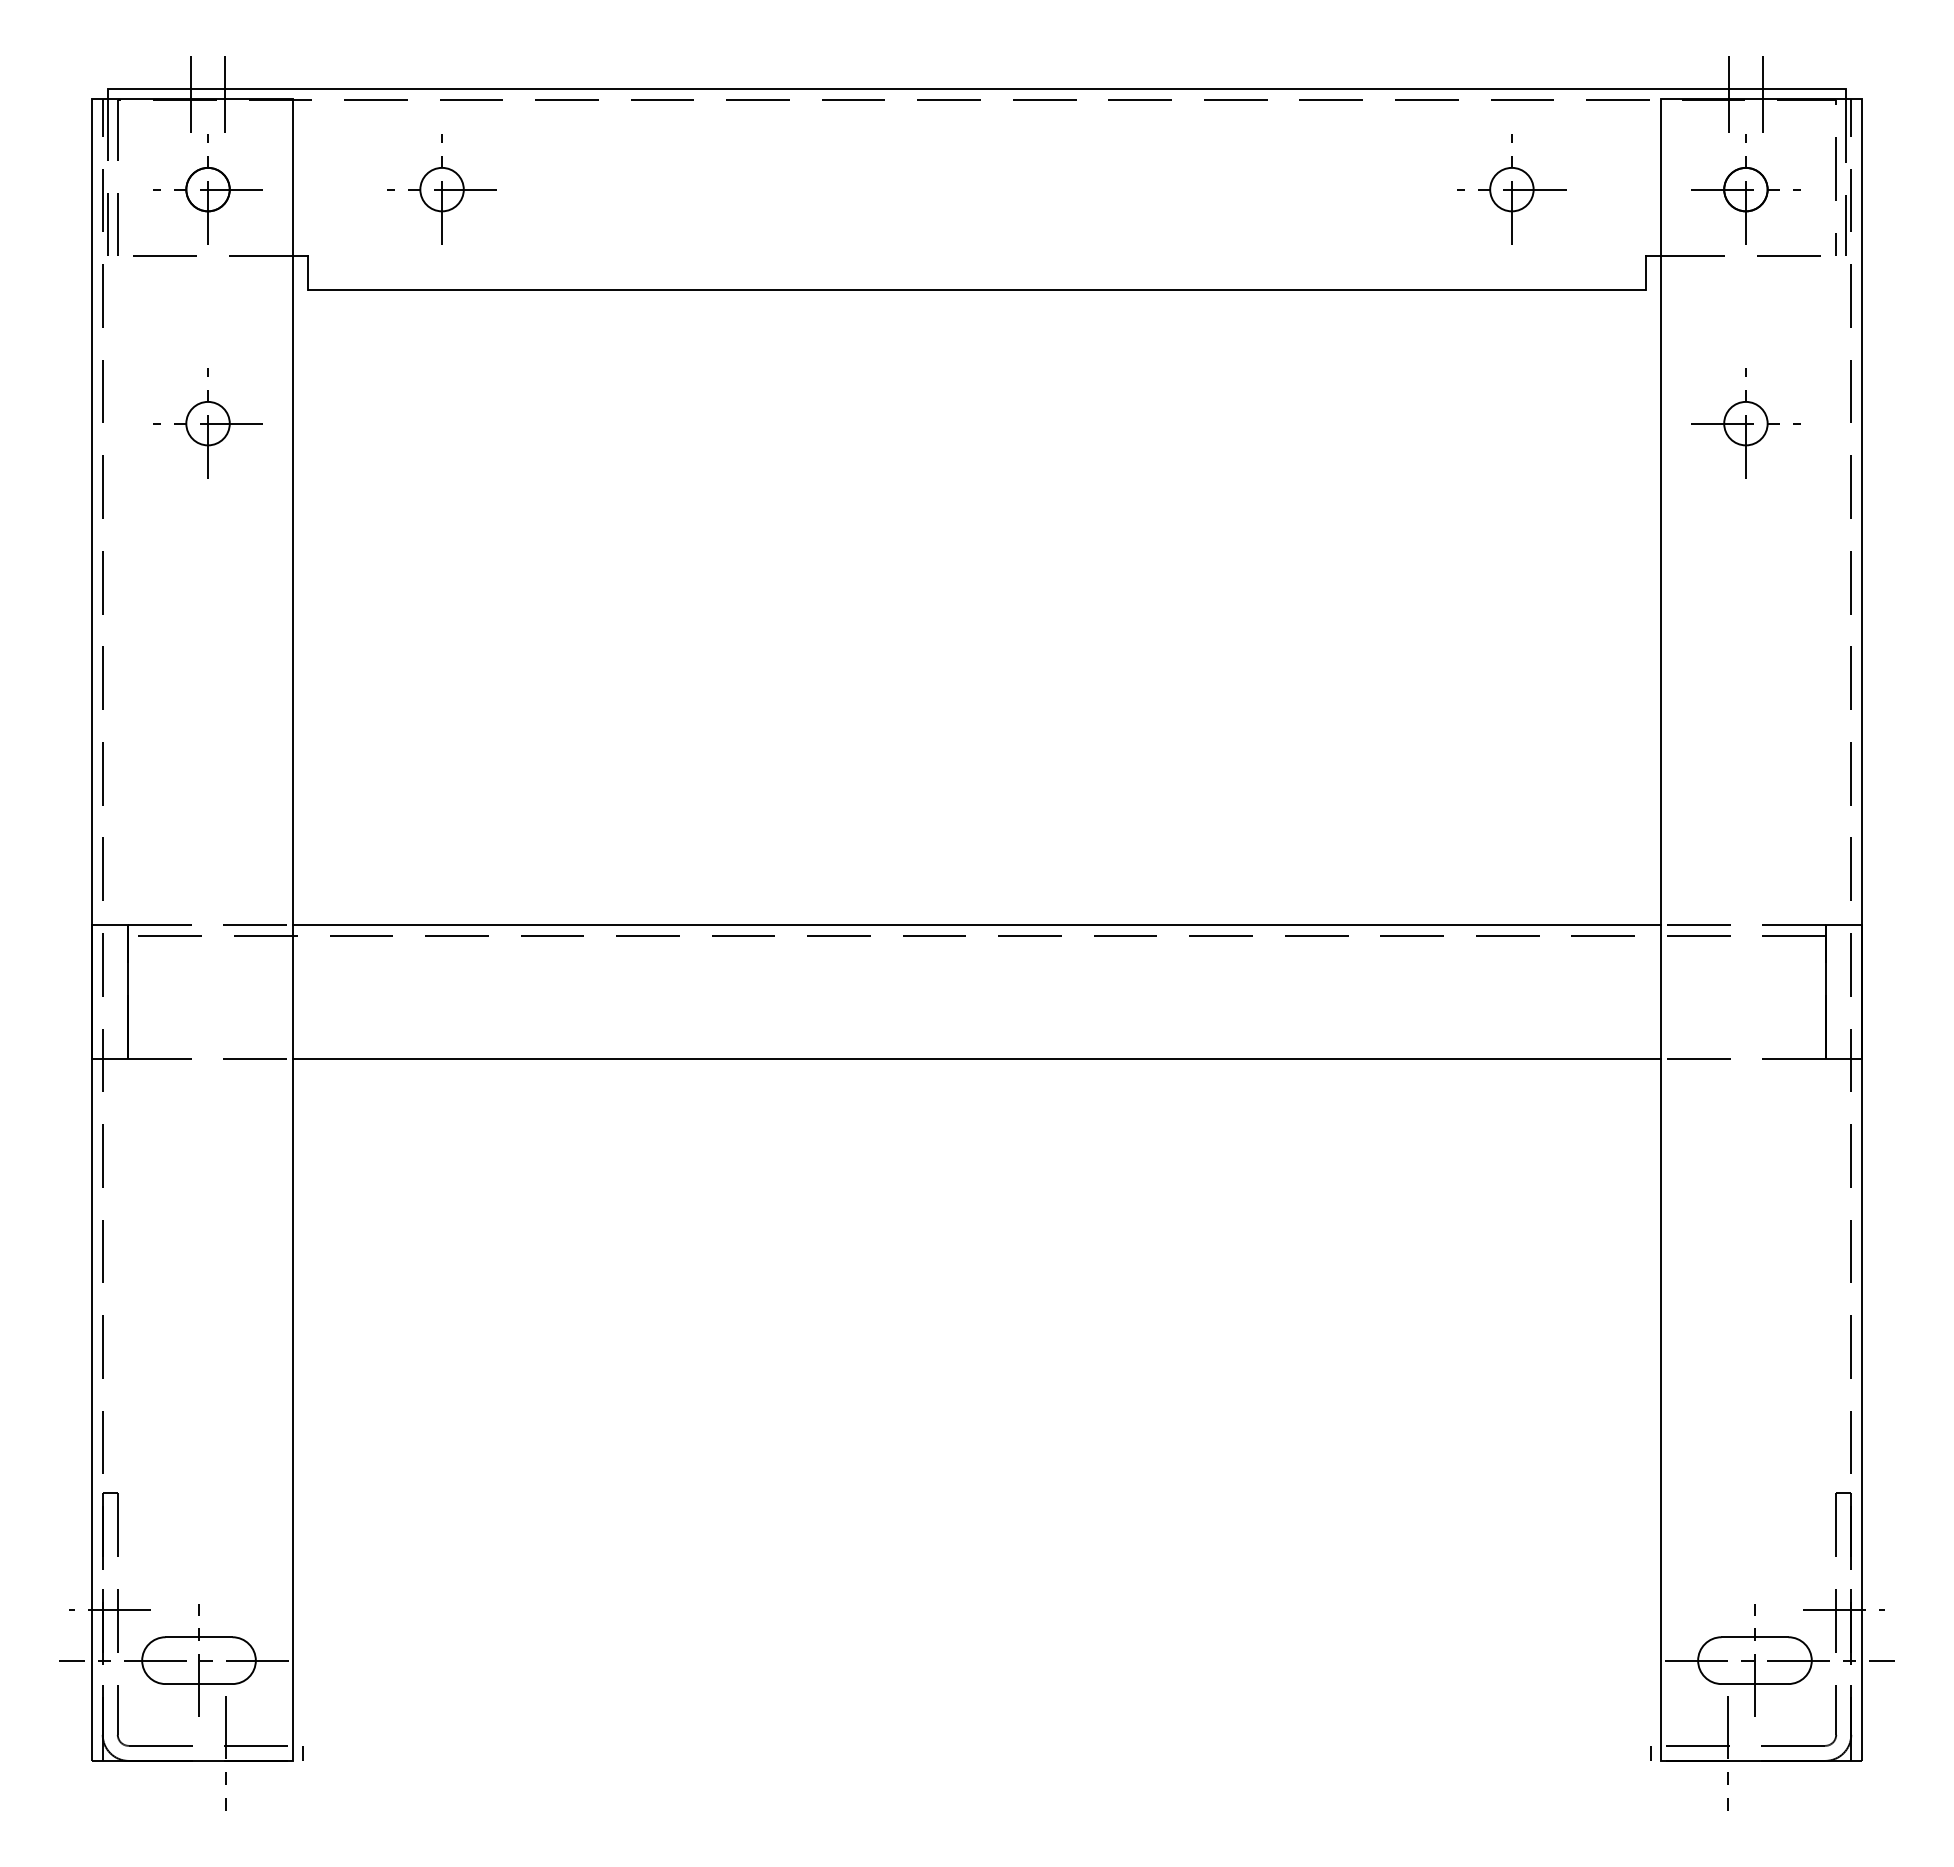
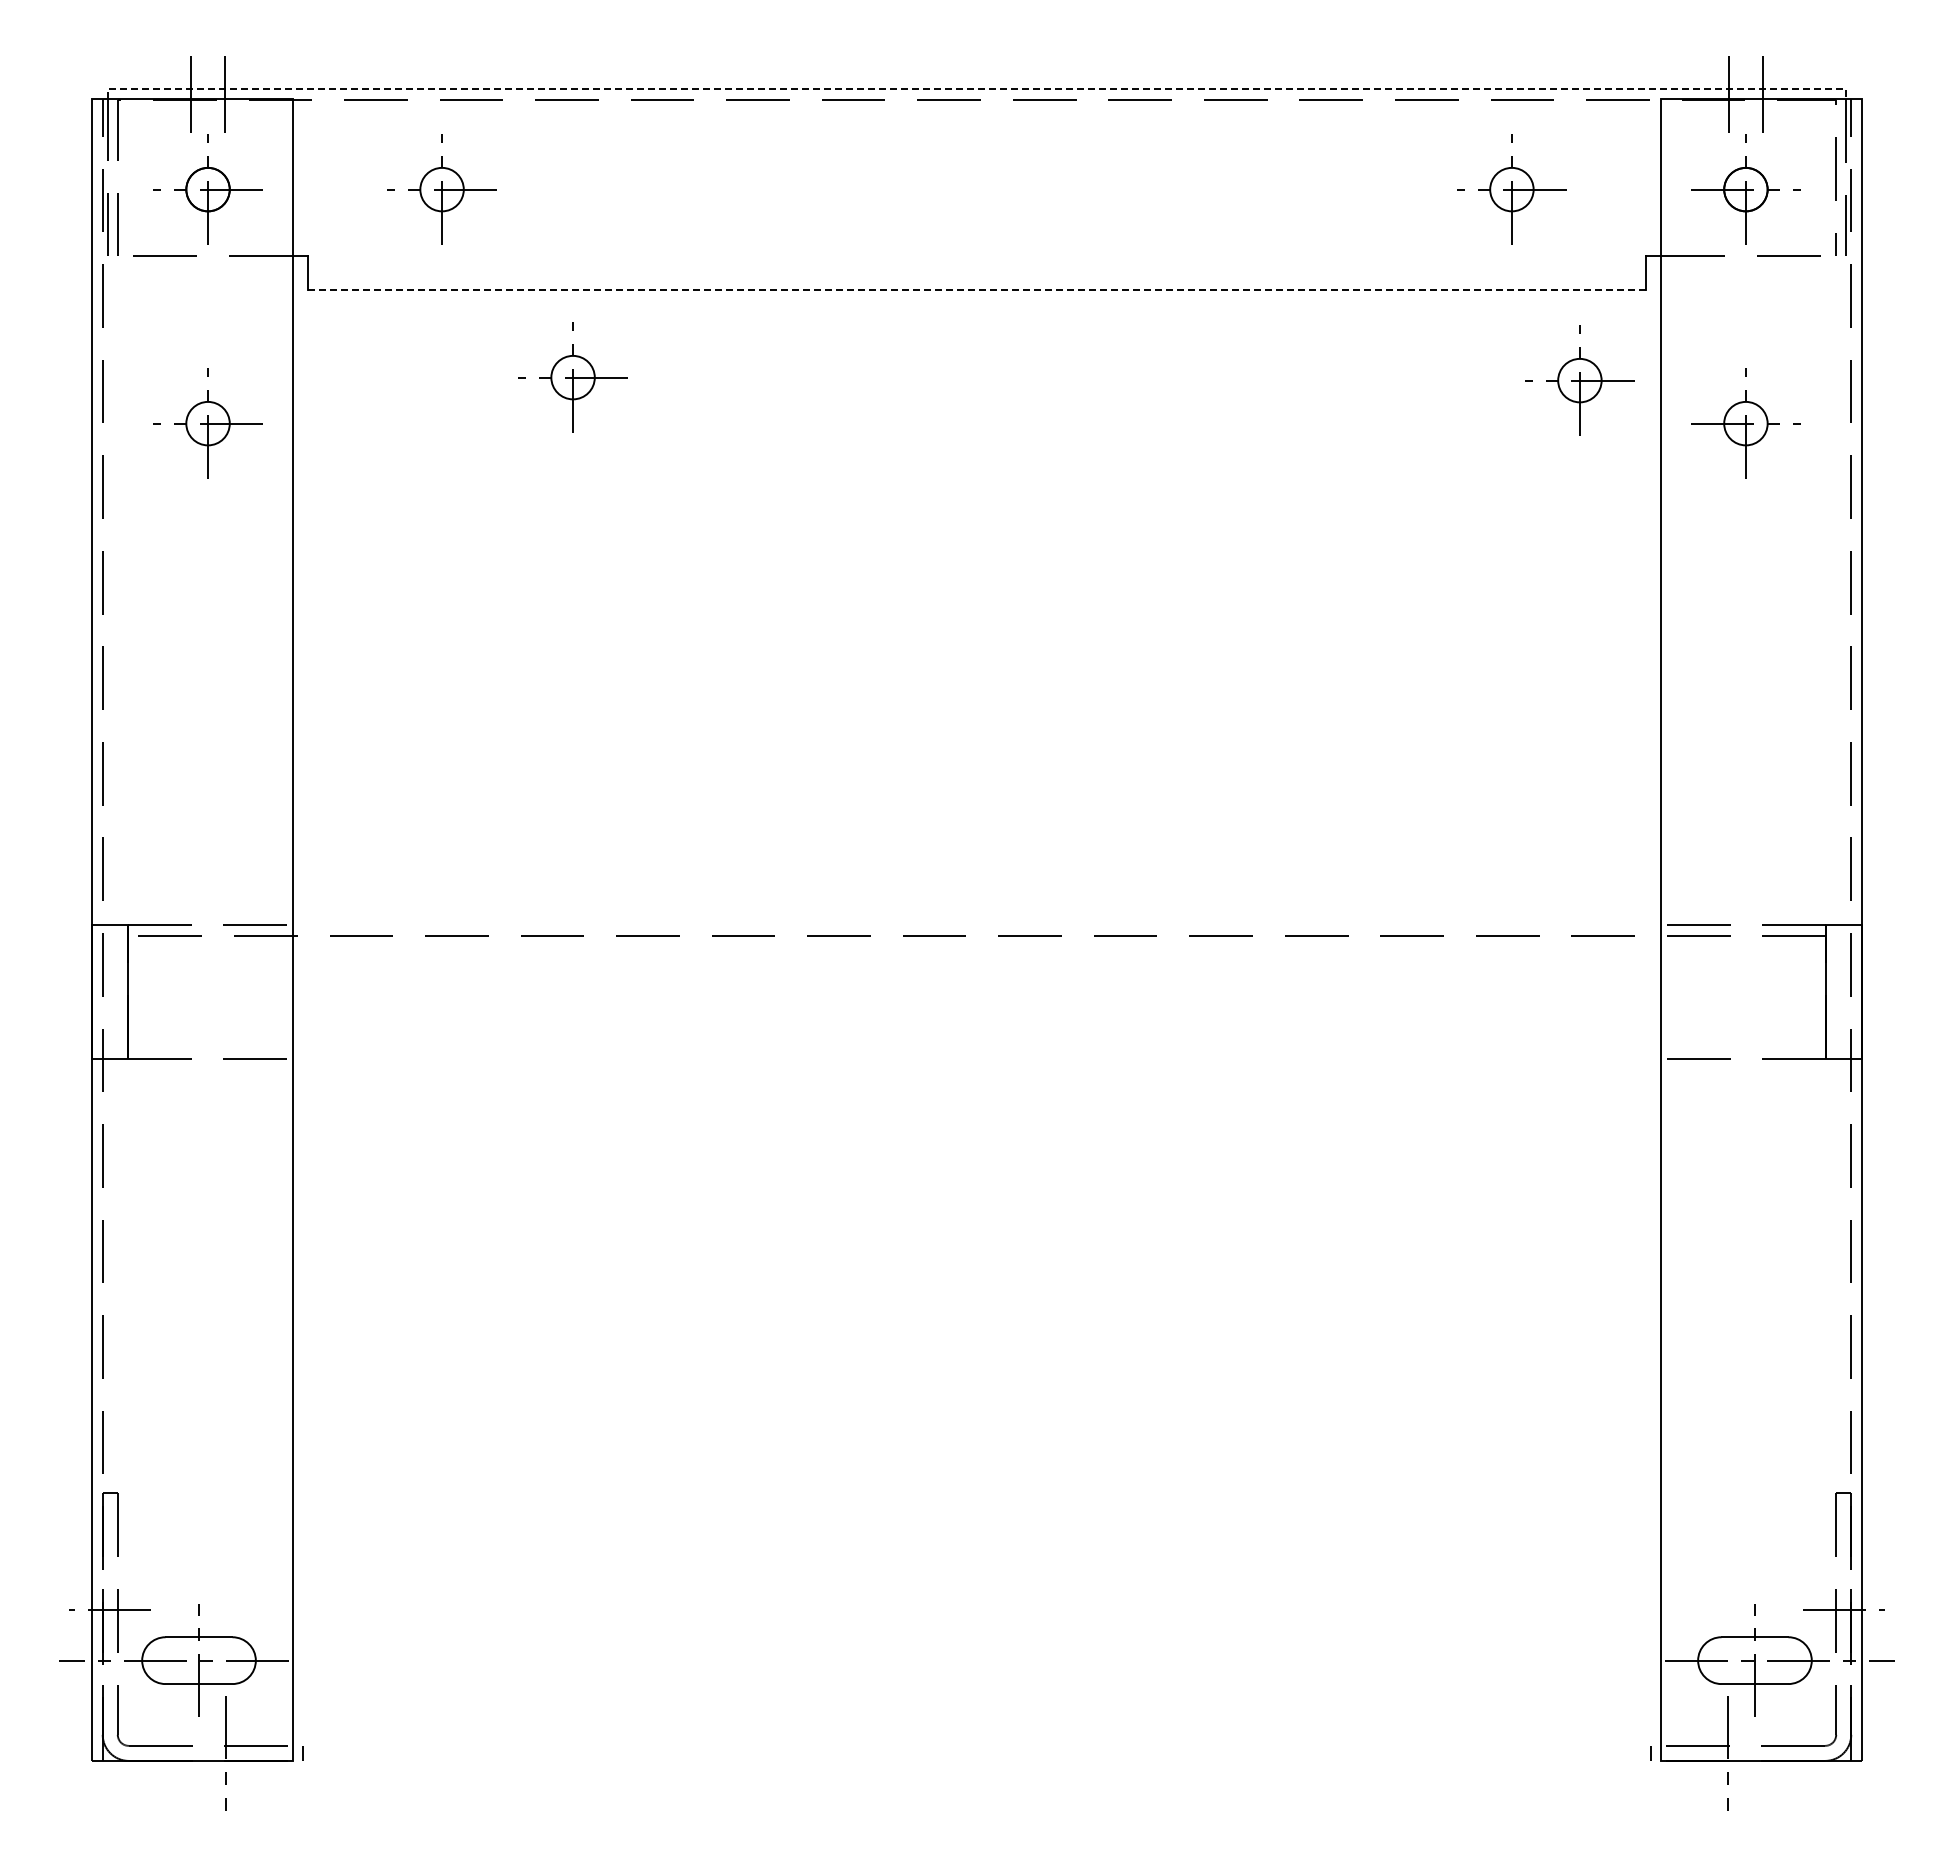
line: solid -> dashed (977, 89)
line: solid -> dashed (976, 289)
part: none -> present (572, 377)
part: none -> present (1579, 380)
line: present -> none (976, 925)
line: present -> none (976, 1058)
